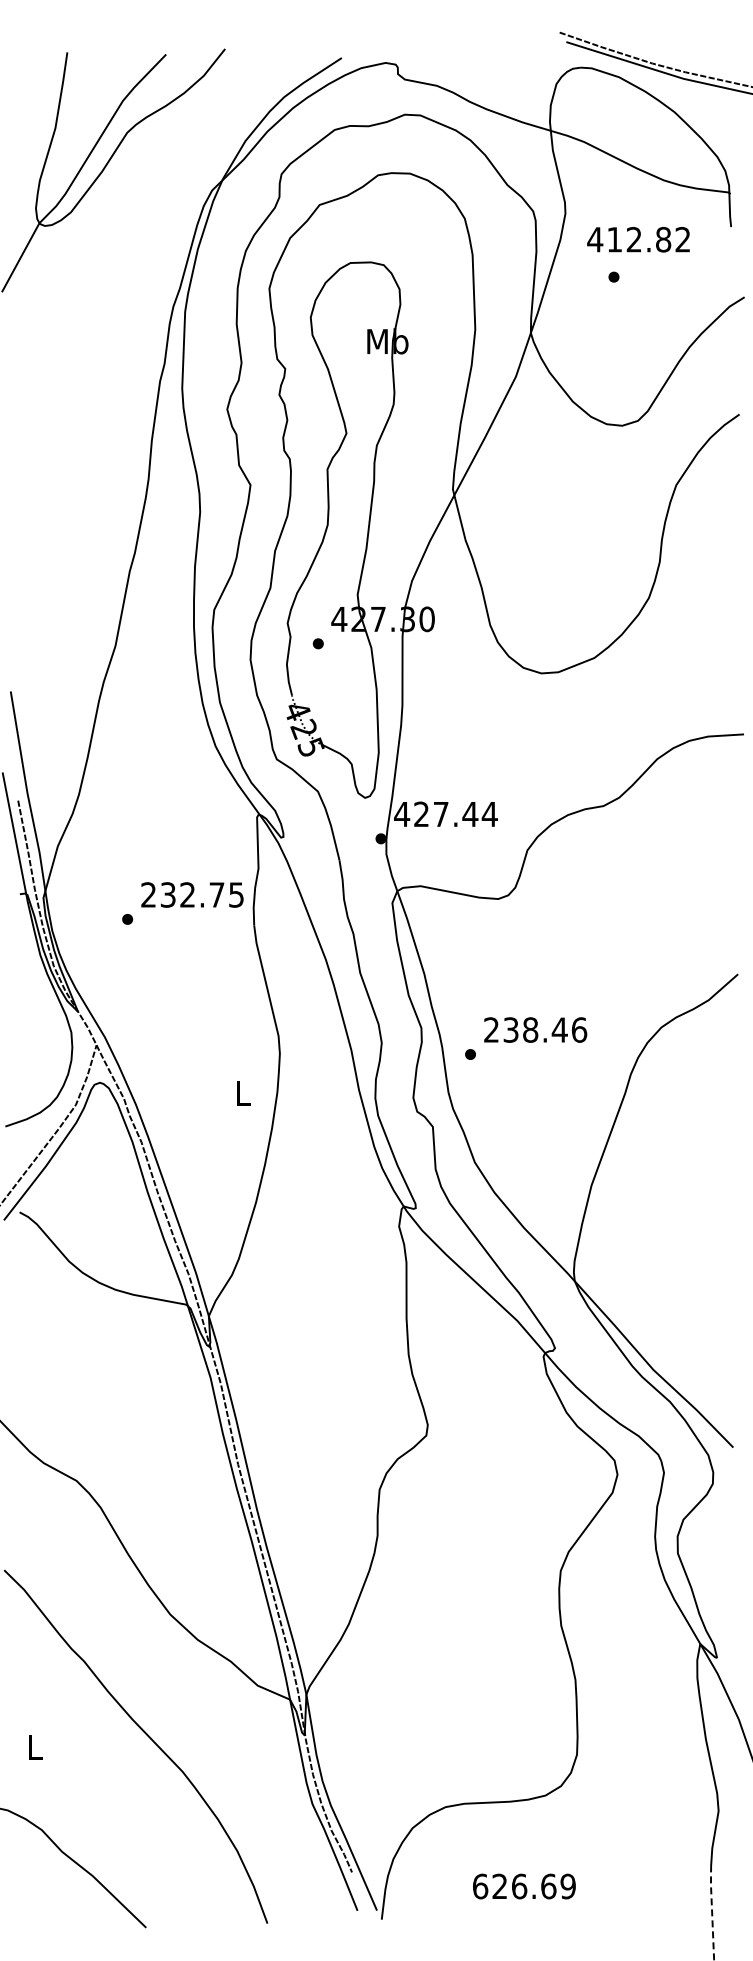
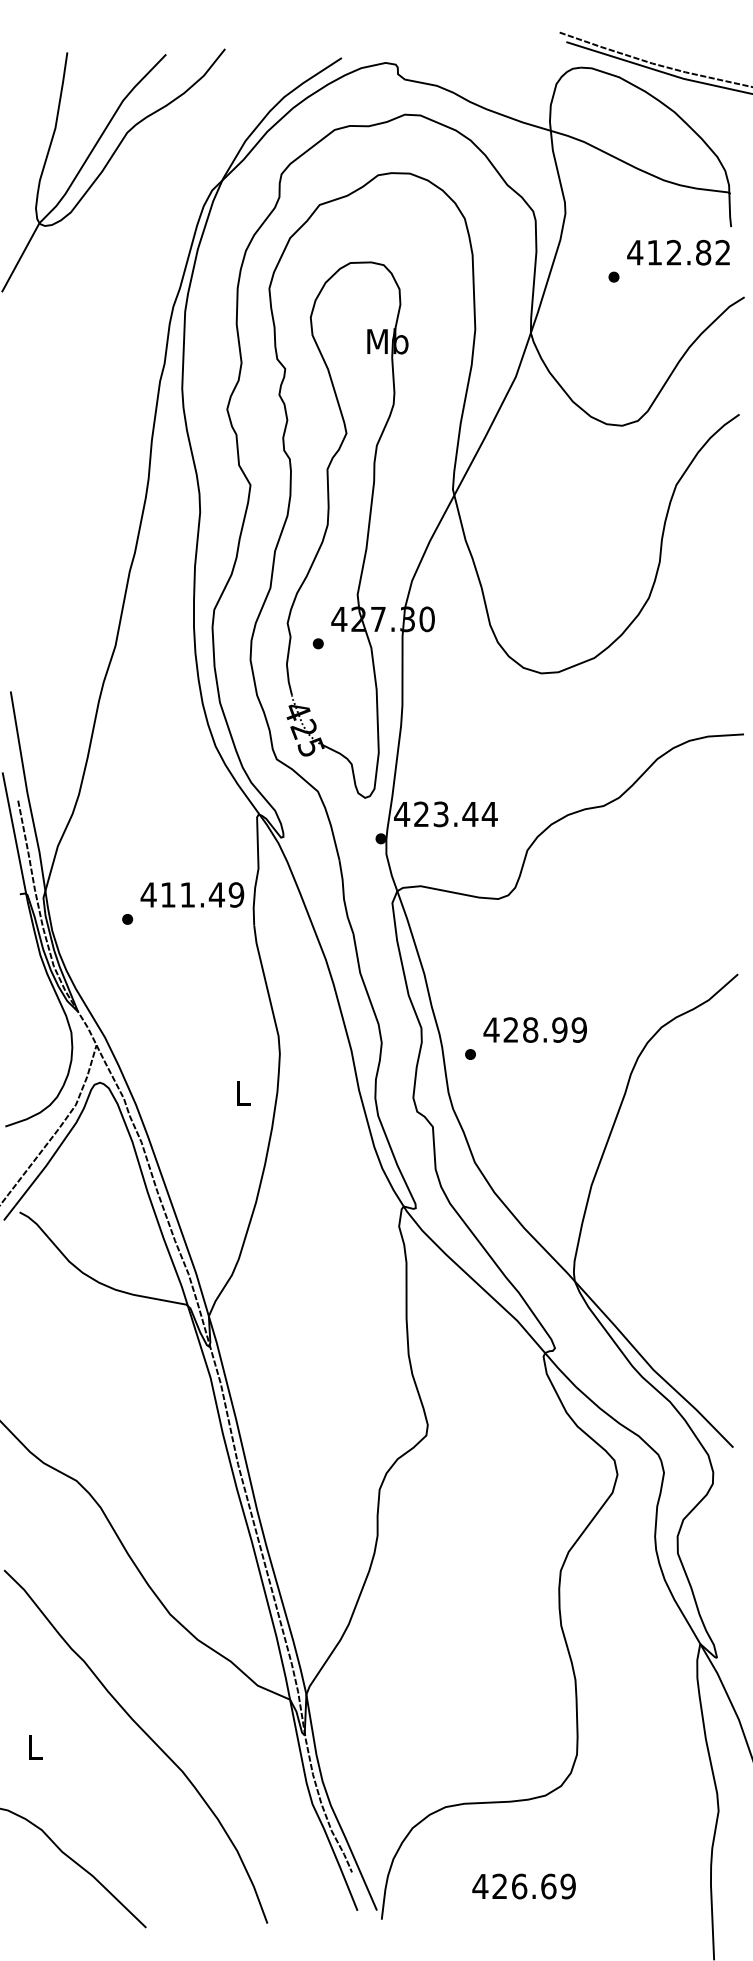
text position: (638, 239) -> (678, 252) (678, 252)
text: 427.44 -> 423.44 (440, 814)
text: 232.75 -> 411.49 (192, 894)
text: 238.46 -> 428.99 (535, 1029)
text: 626.69 -> 426.69 (480, 1886)
line: dashed -> solid (712, 1911)
